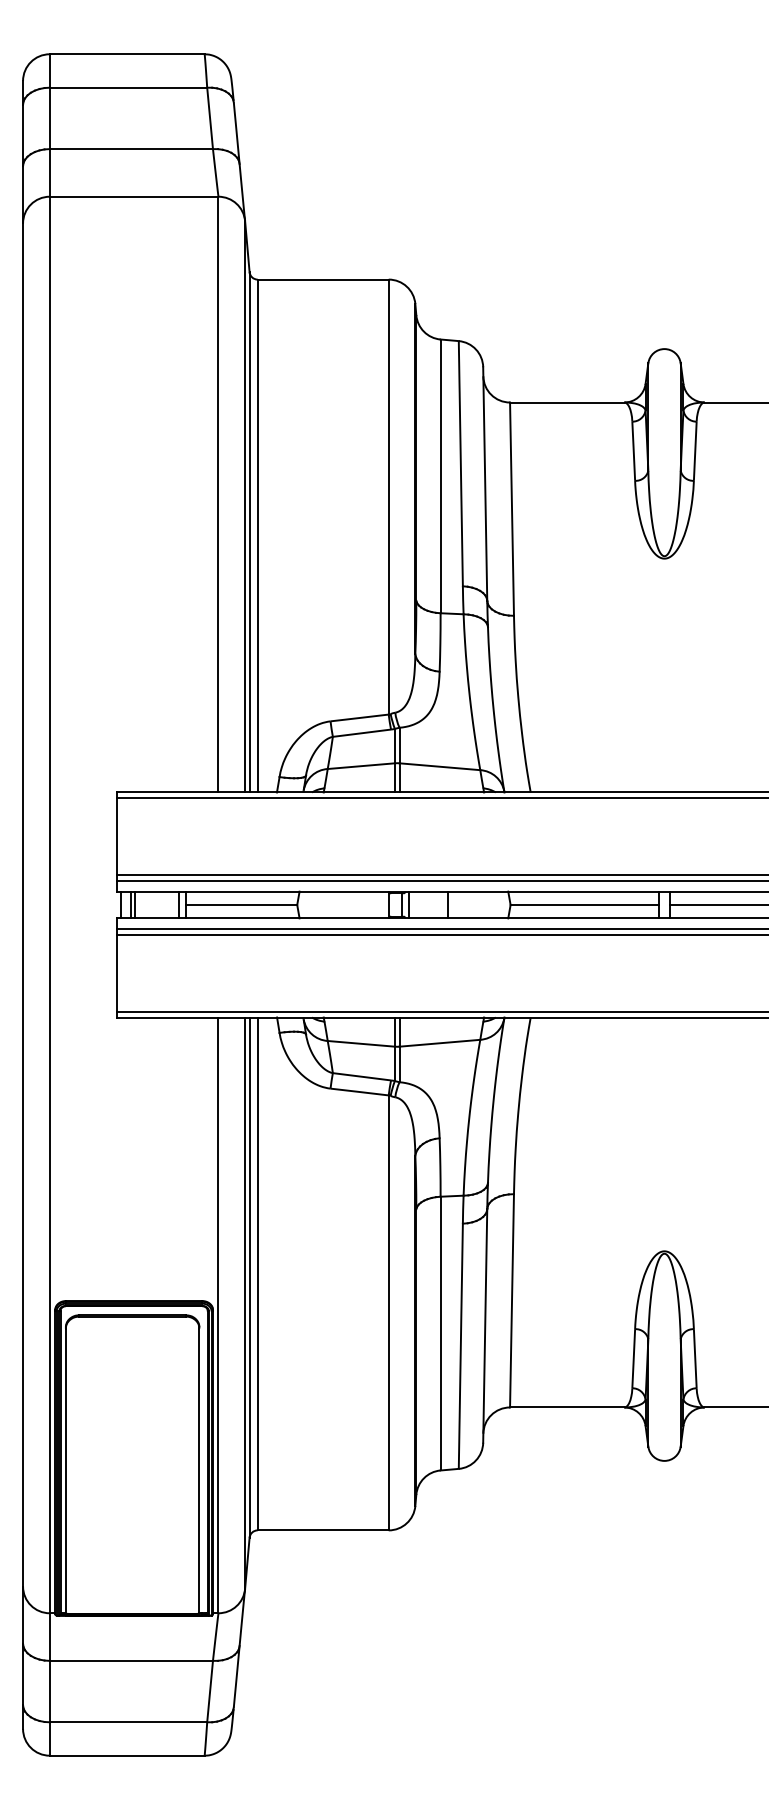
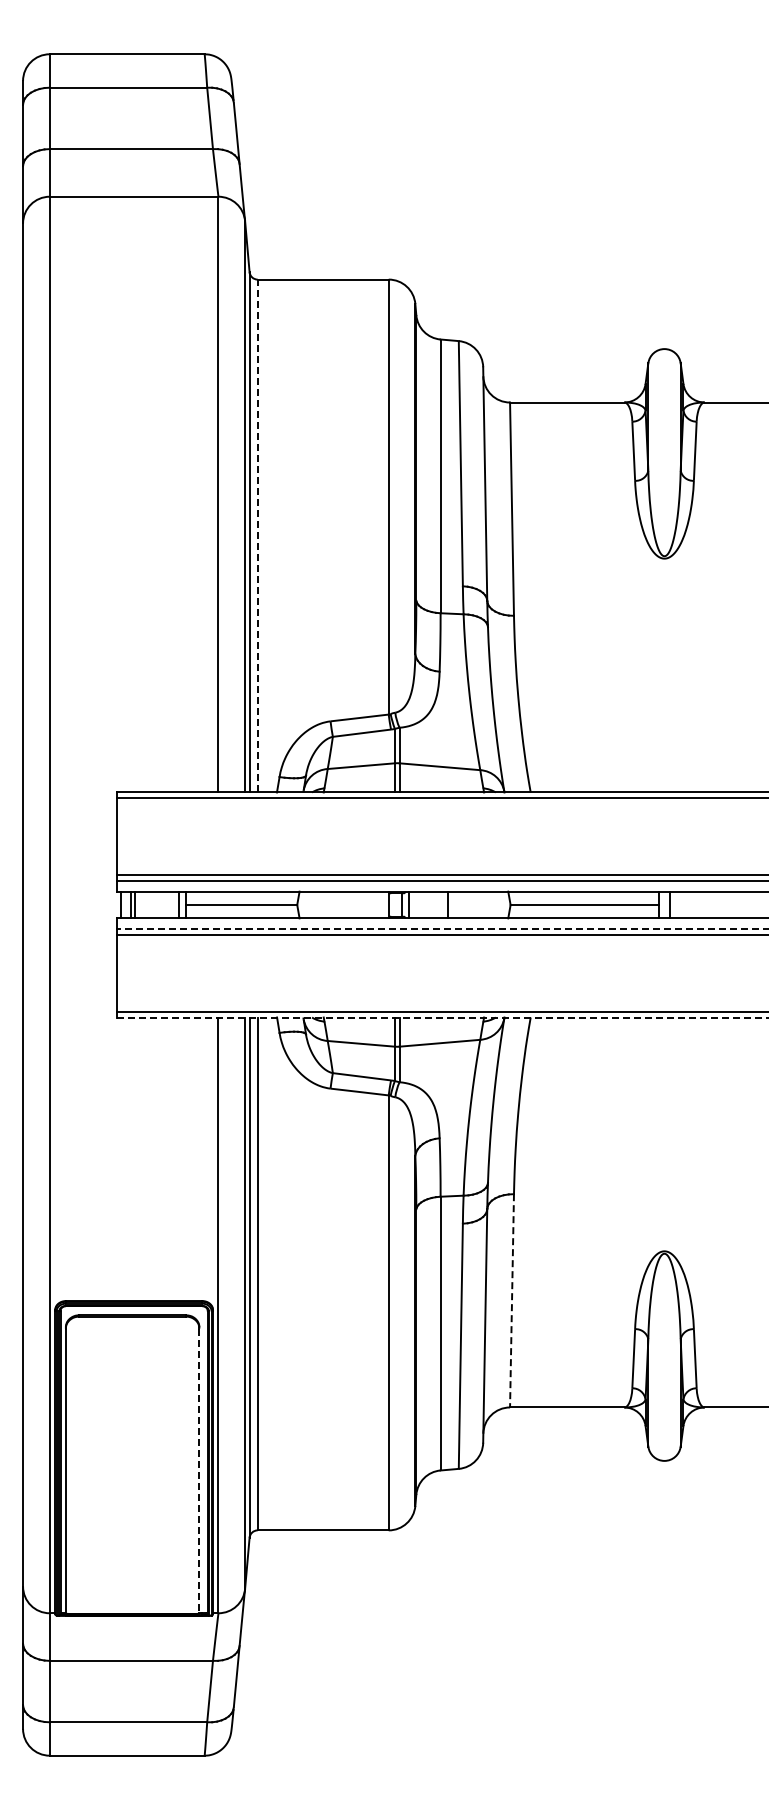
line: solid -> dashed (257, 535)
line: present -> none (717, 905)
line: solid -> dashed (442, 929)
line: solid -> dashed (442, 1017)
line: solid -> dashed (512, 1300)
line: solid -> dashed (199, 1471)
